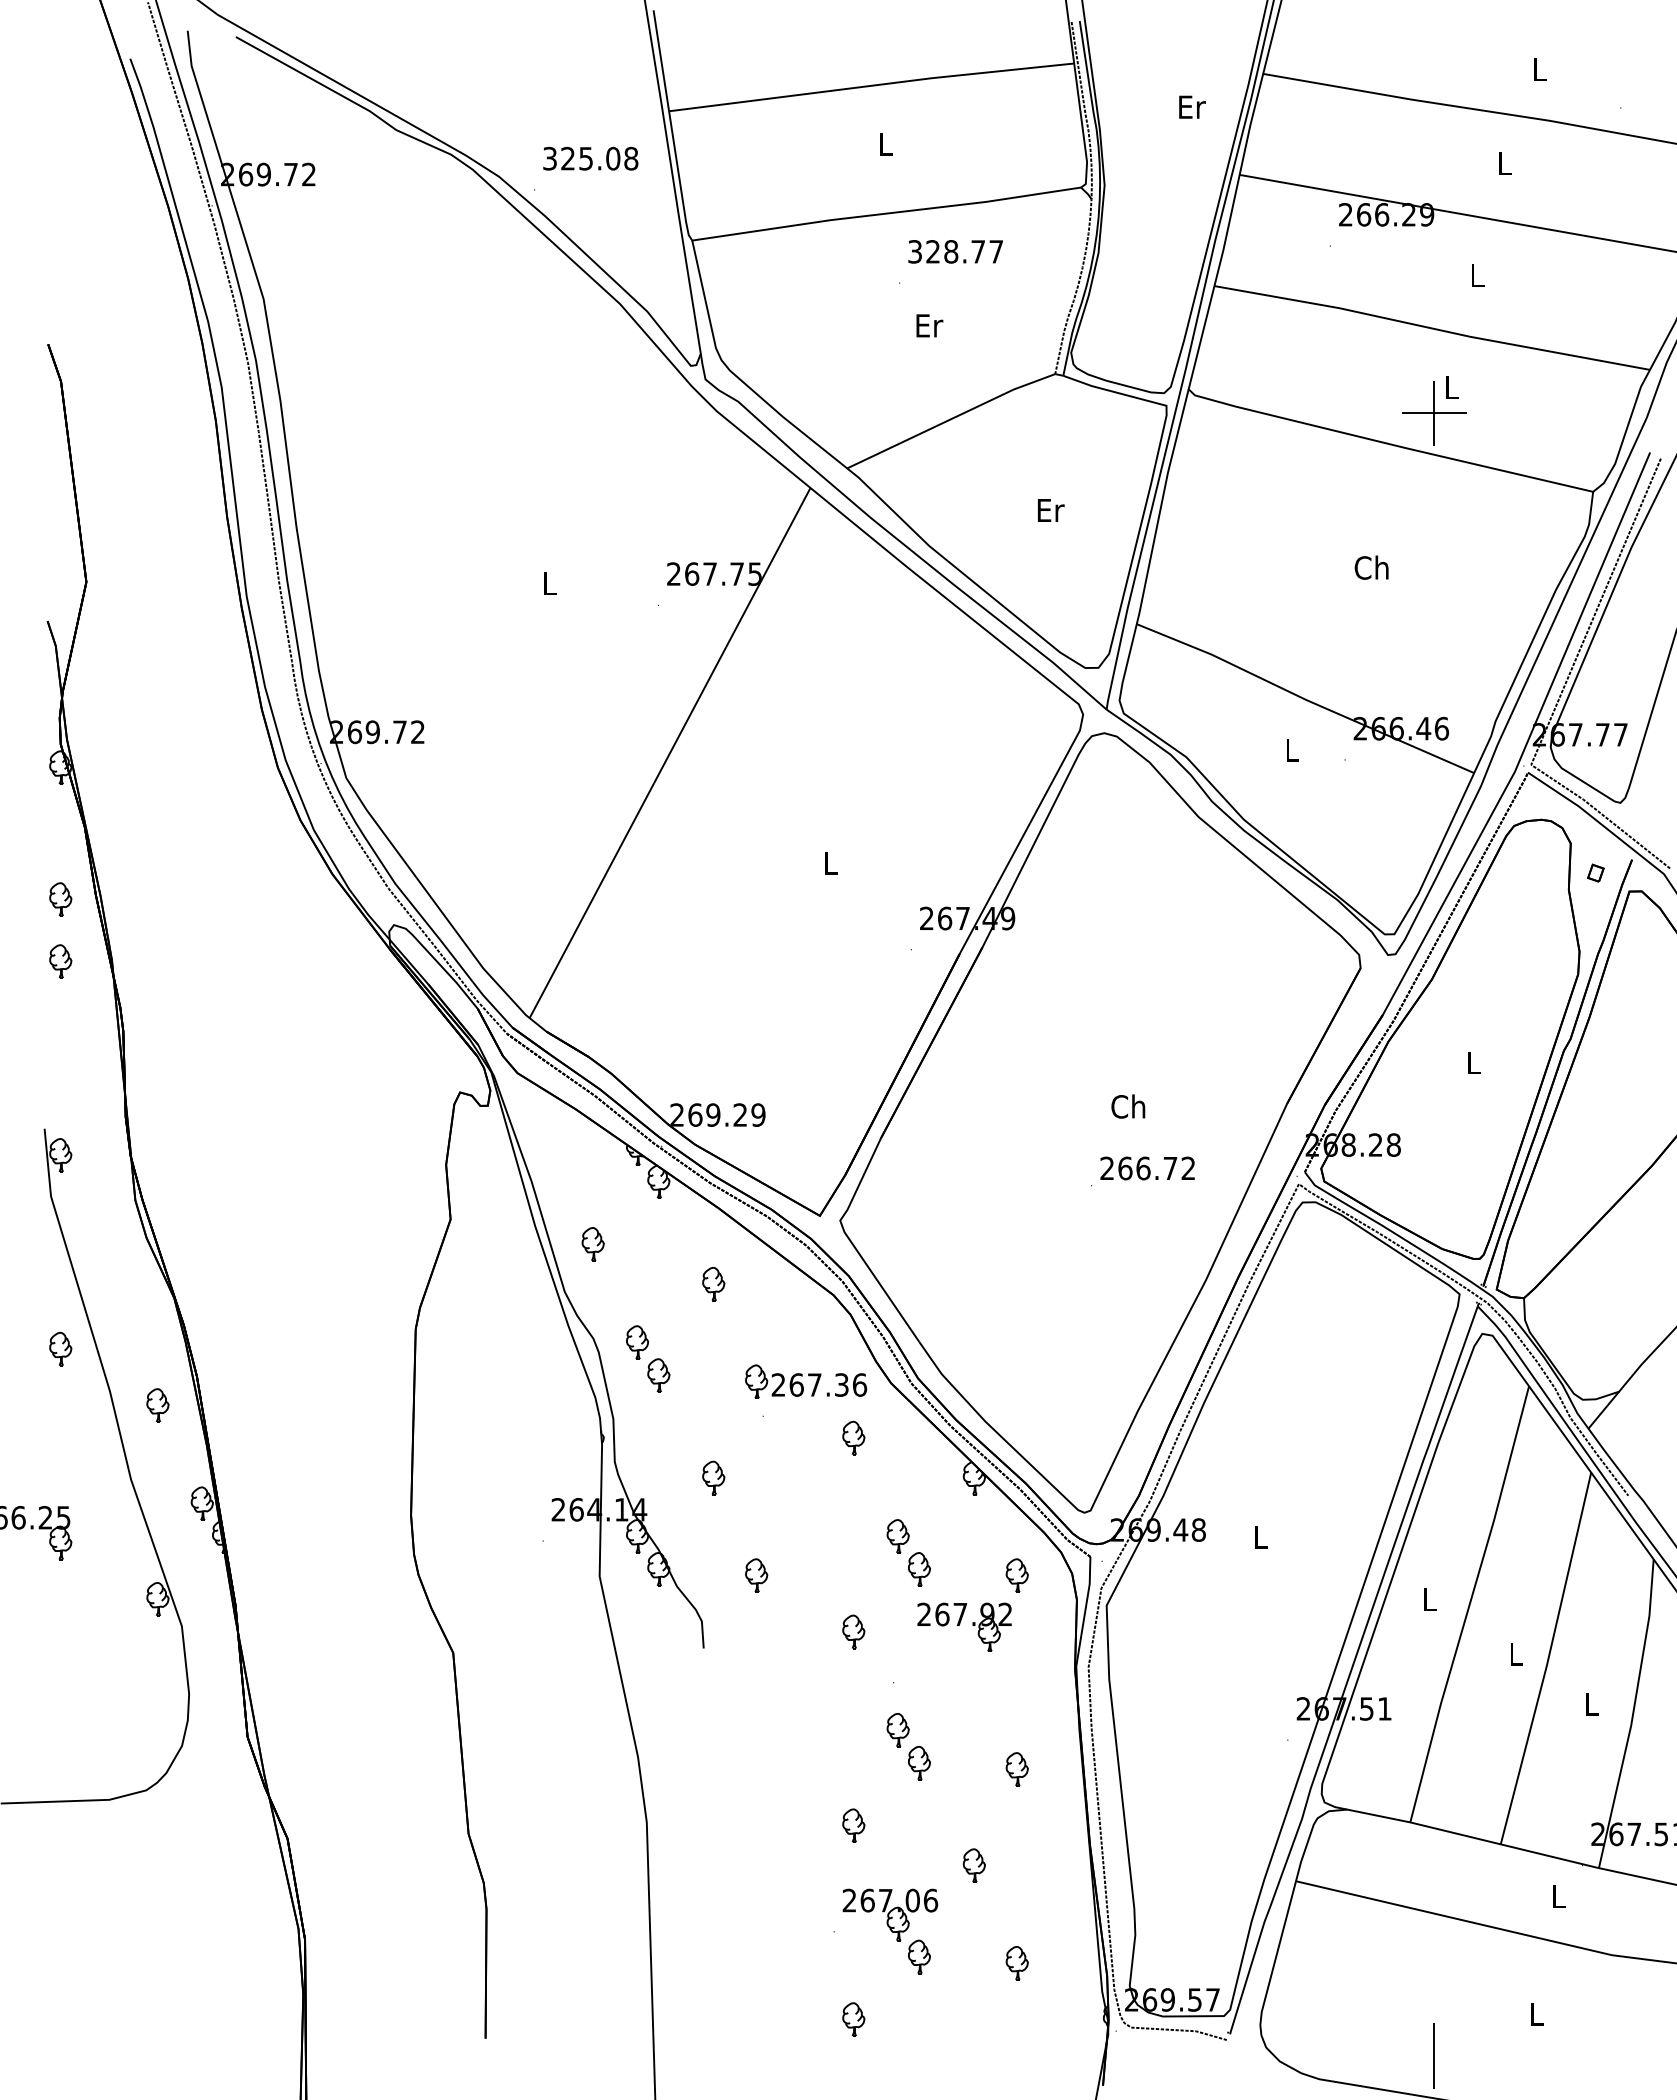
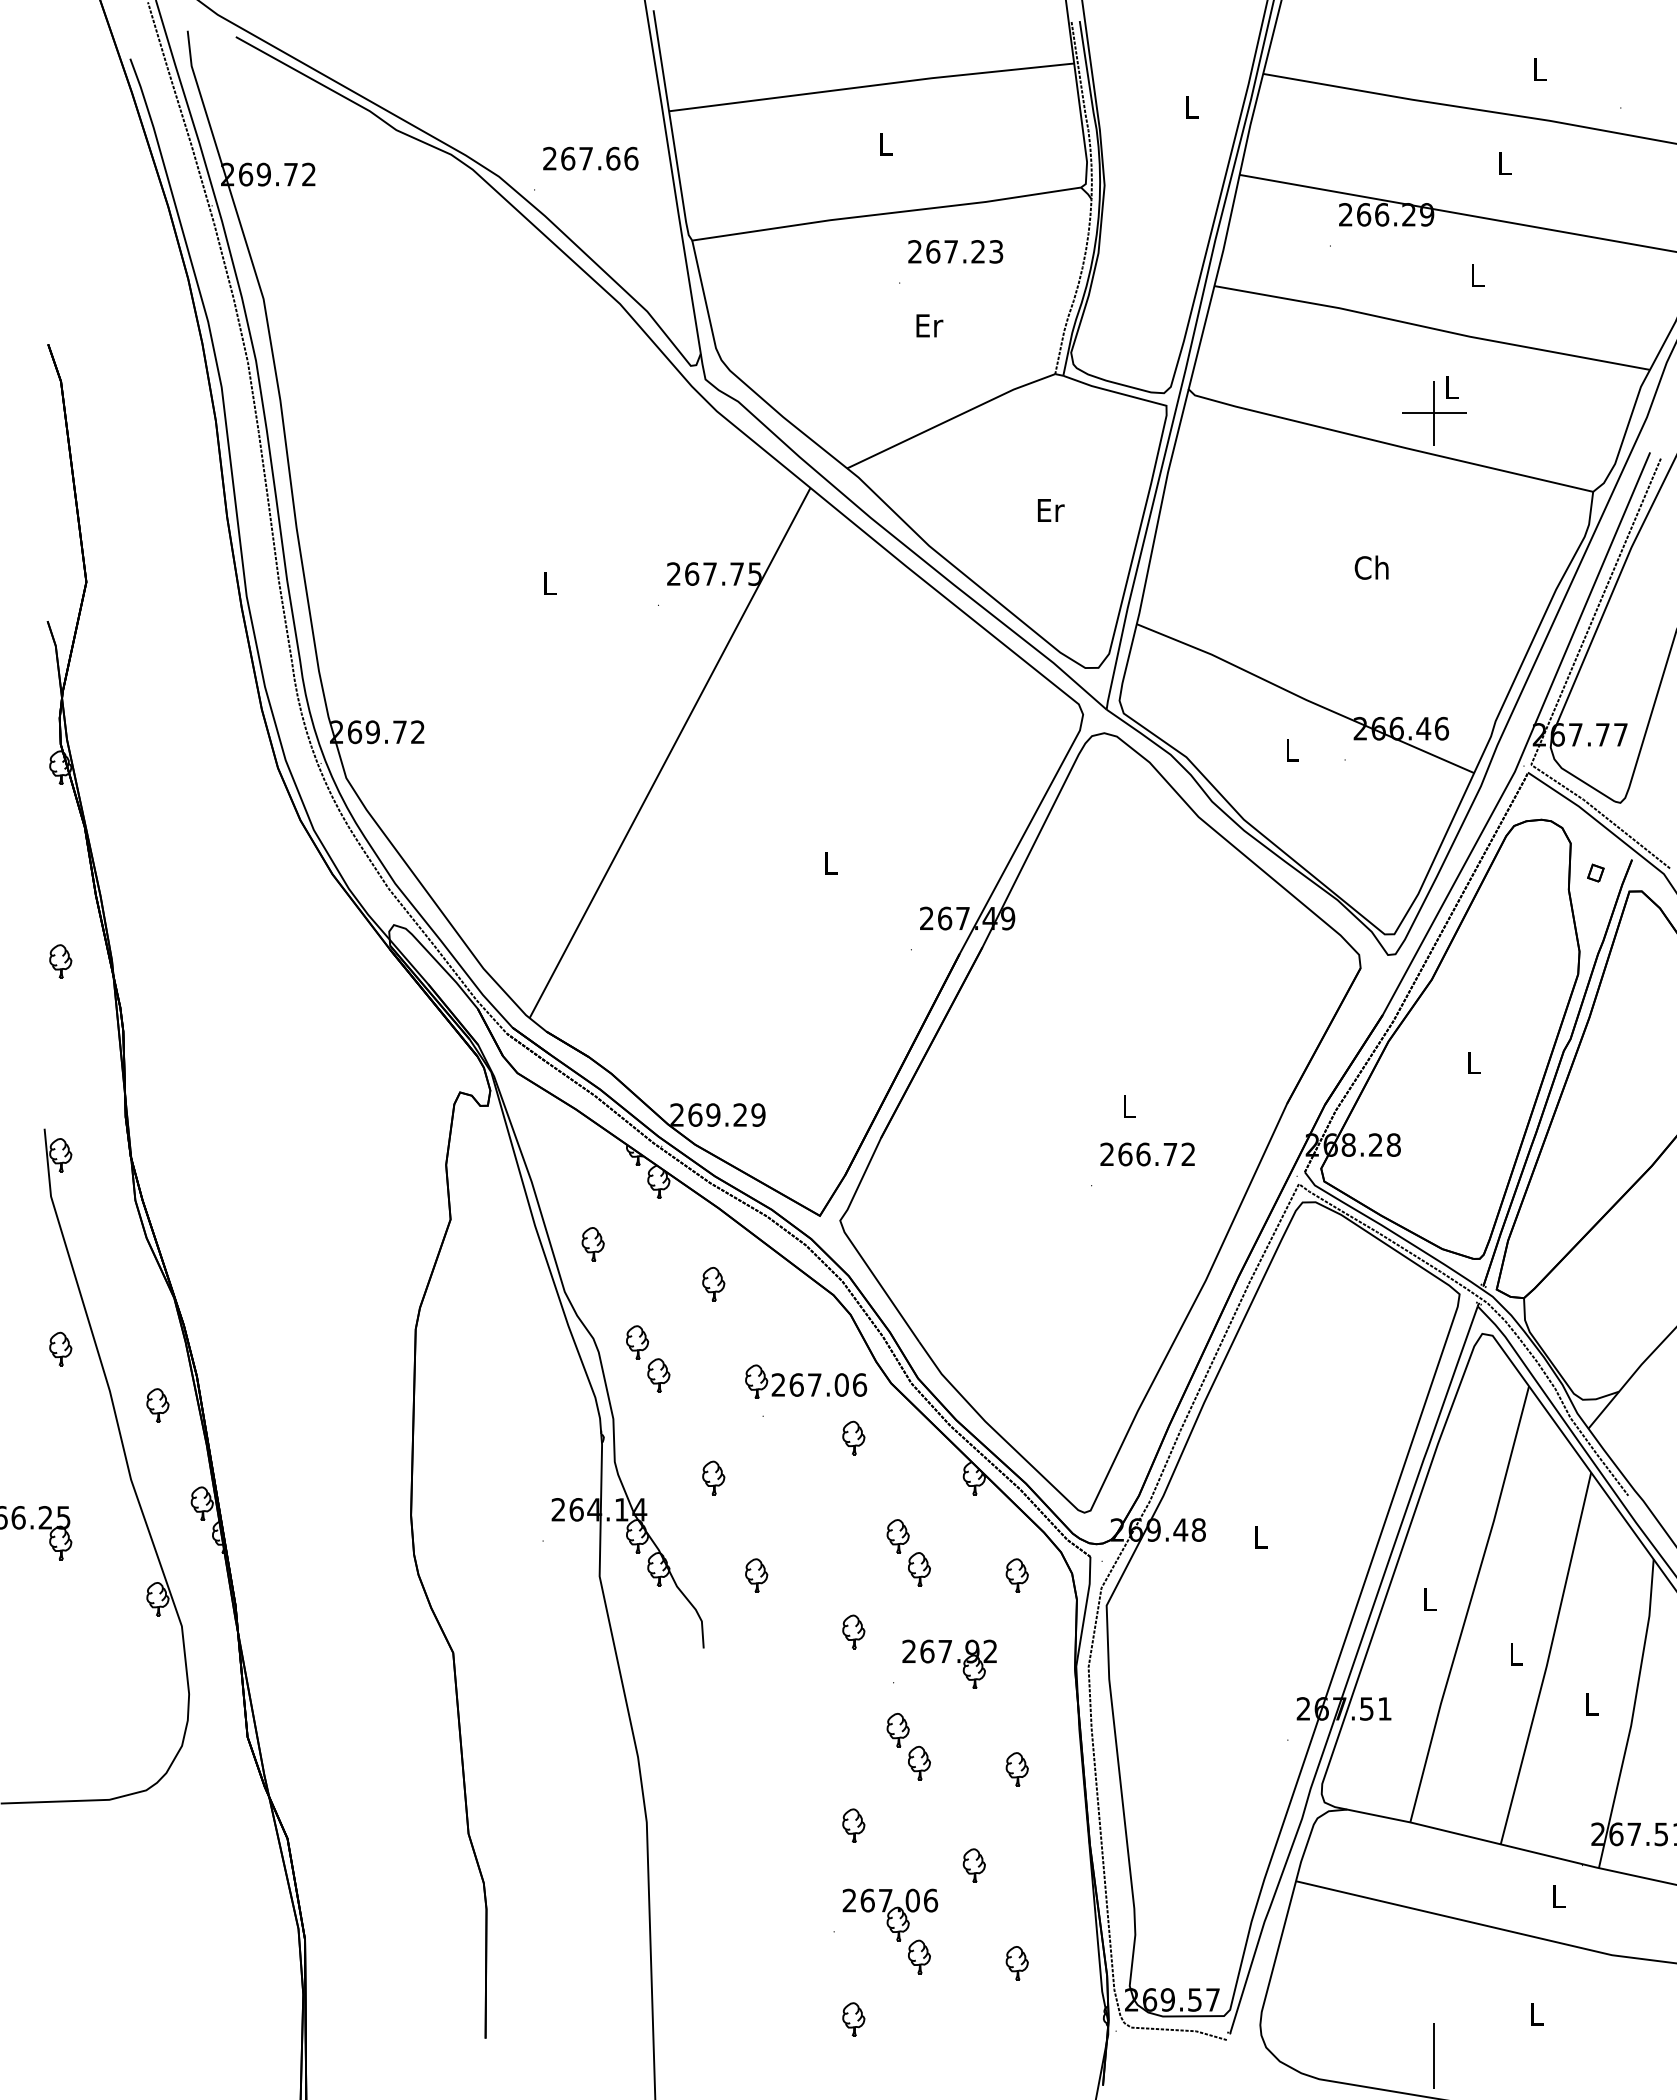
text: Er -> L (1192, 106)
text: 325.08 -> 267.66 (590, 158)
text: 328.77 -> 267.23 (955, 251)
part: present -> none (60, 899)
text: Ch -> L (1128, 1106)
text position: (1147, 1168) -> (1147, 1154) (1147, 1154)
text: 267.36 -> 267.06 (841, 1384)
part position: (964, 1626) -> (949, 1663) (949, 1663)
